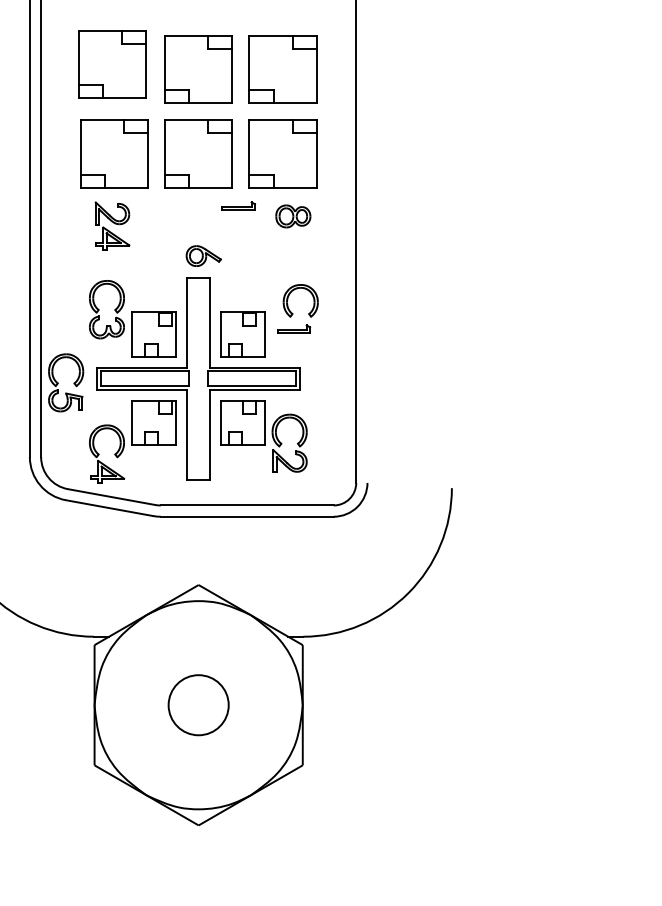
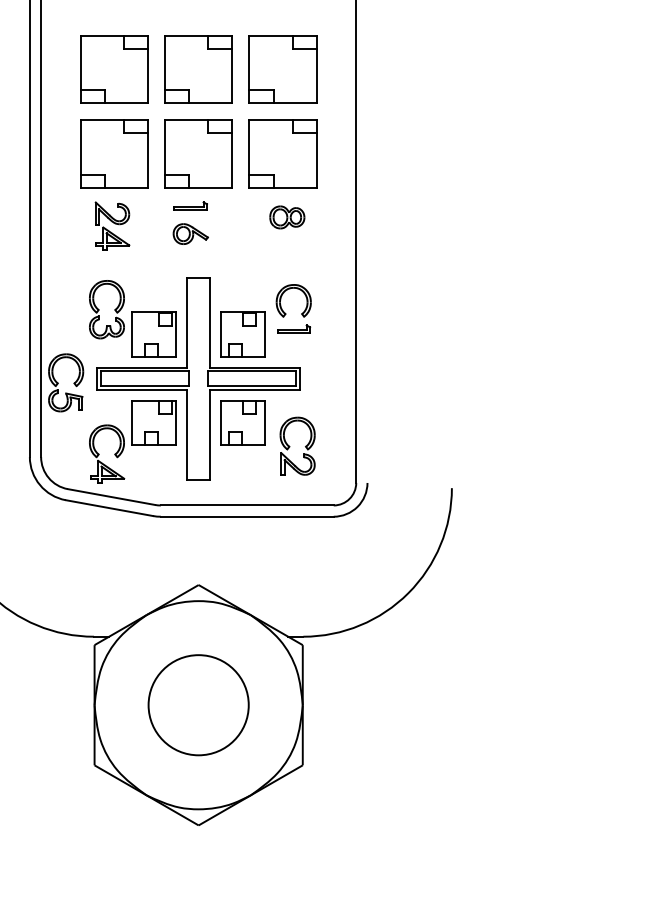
part position: (112, 64) -> (114, 69) (114, 69)
part position: (238, 205) -> (190, 205) (190, 205)
part position: (293, 216) -> (287, 217) (287, 217)
part position: (203, 255) -> (190, 233) (190, 233)
part position: (297, 289) -> (290, 289) (290, 289)
part position: (282, 443) -> (290, 446) (290, 446)
circle diameter: 60 px -> 100 px (198, 705)
